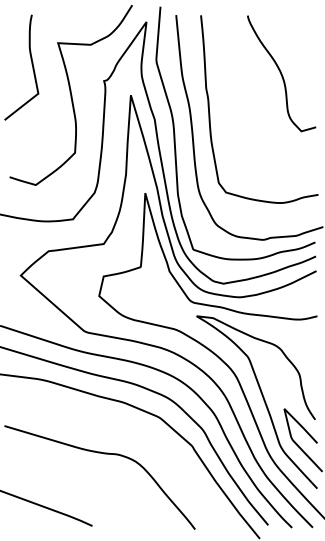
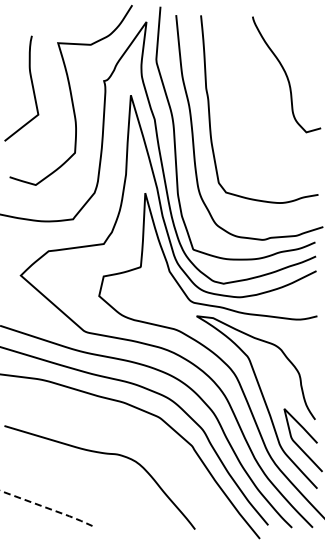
curve position: (31, 64) -> (31, 85) (31, 85)
curve position: (281, 73) -> (286, 74) (286, 74)
line: solid -> dashed (47, 508)
